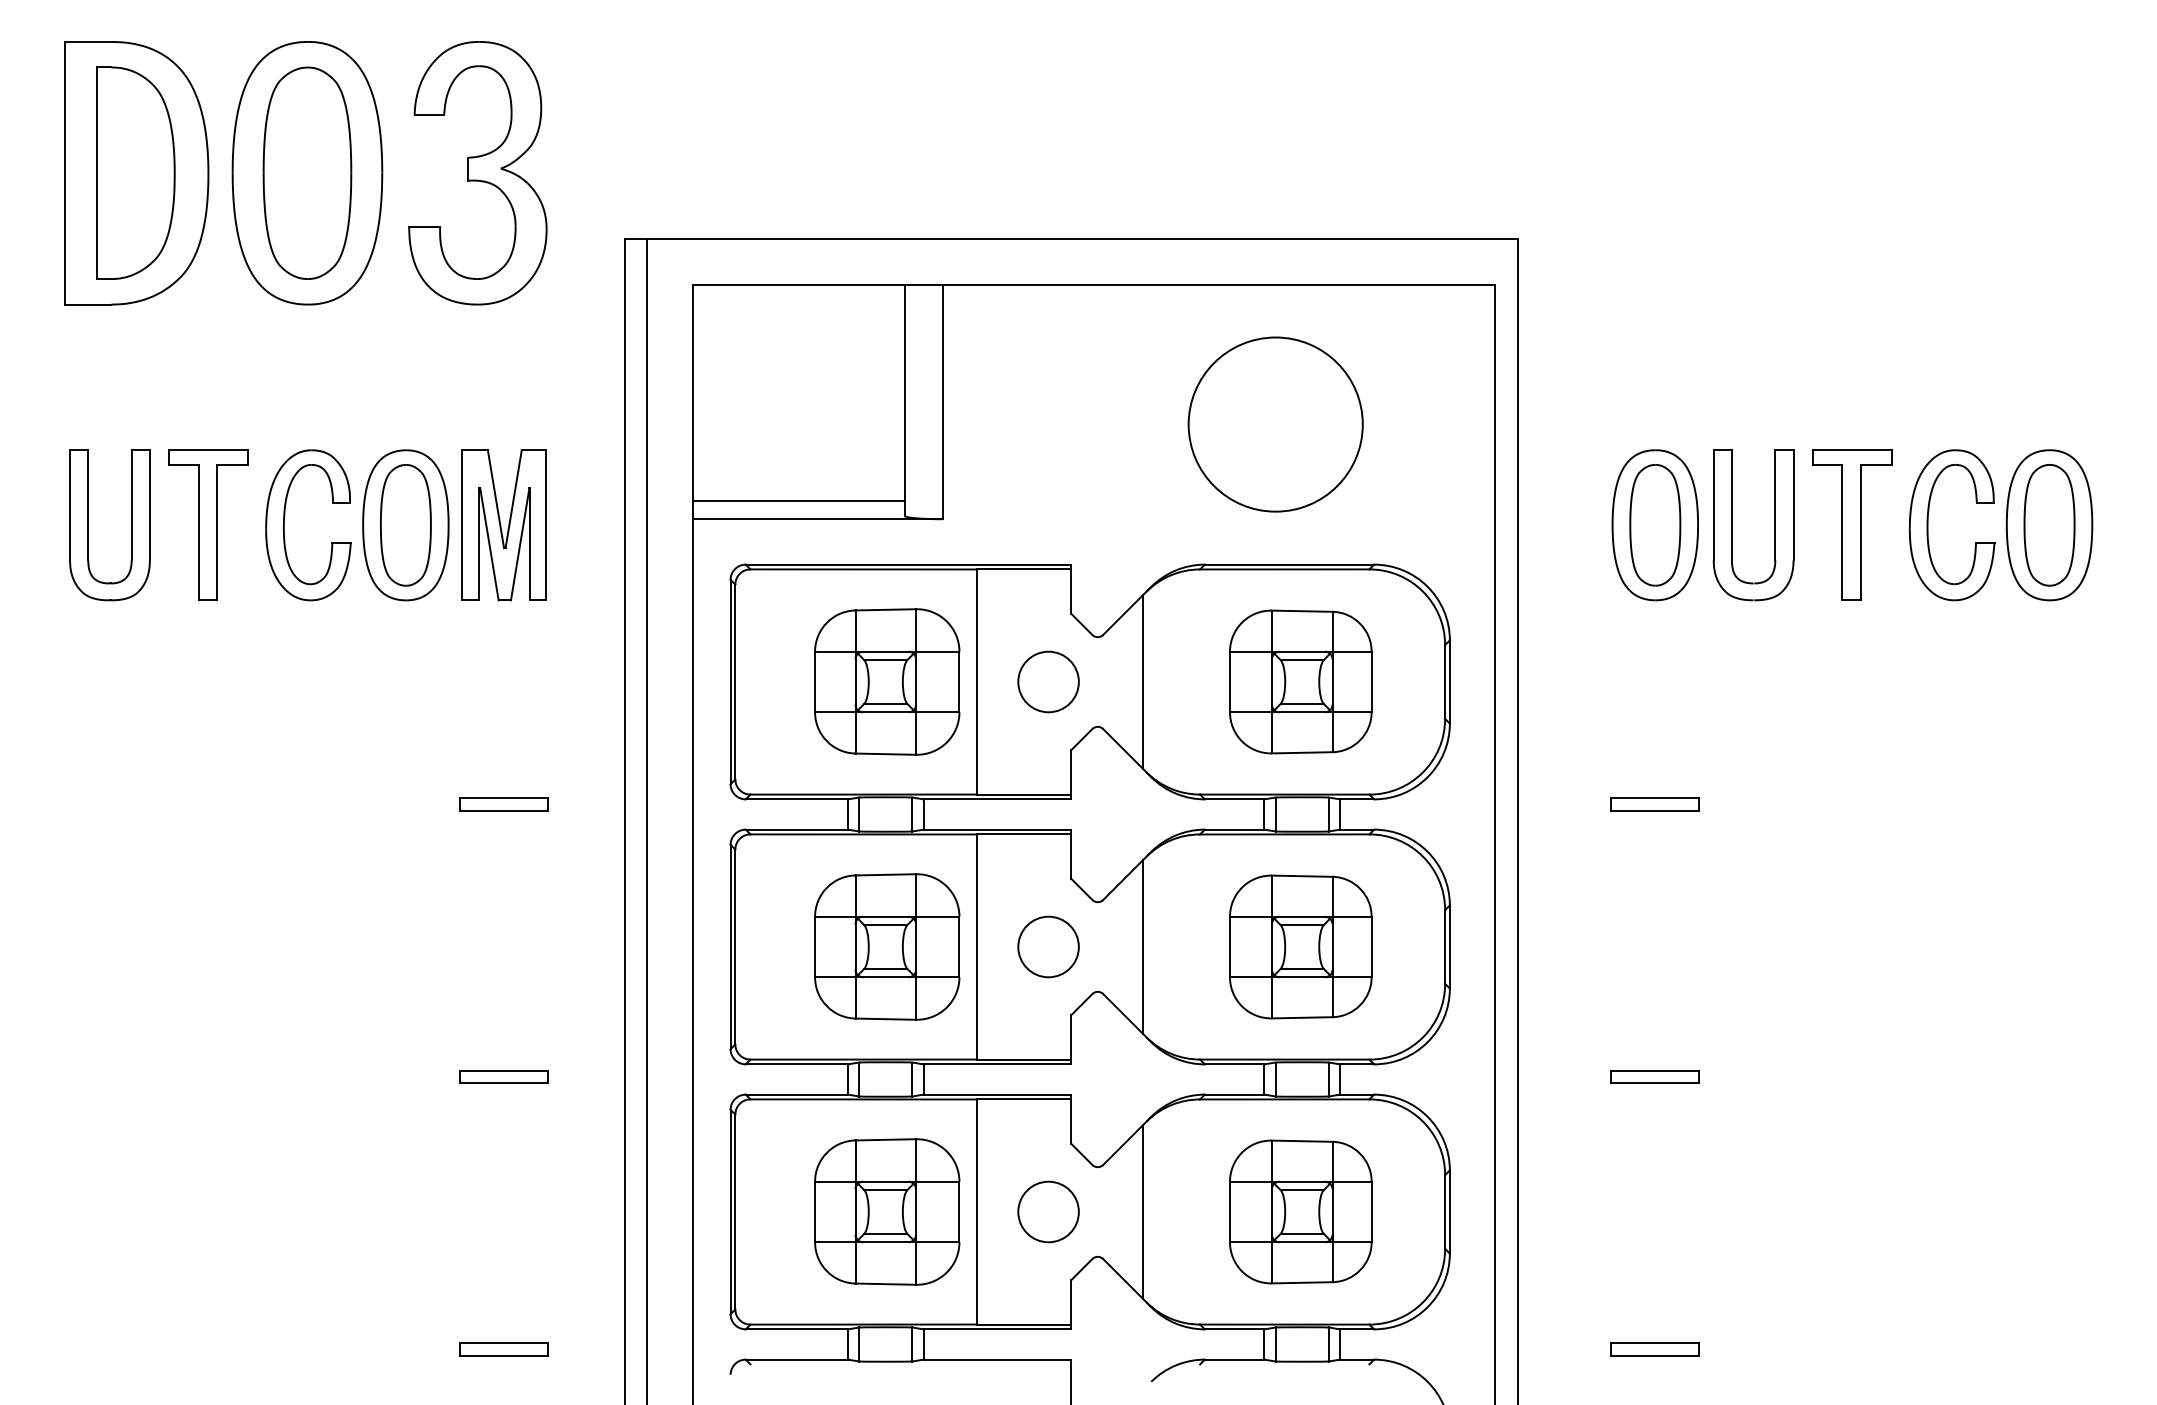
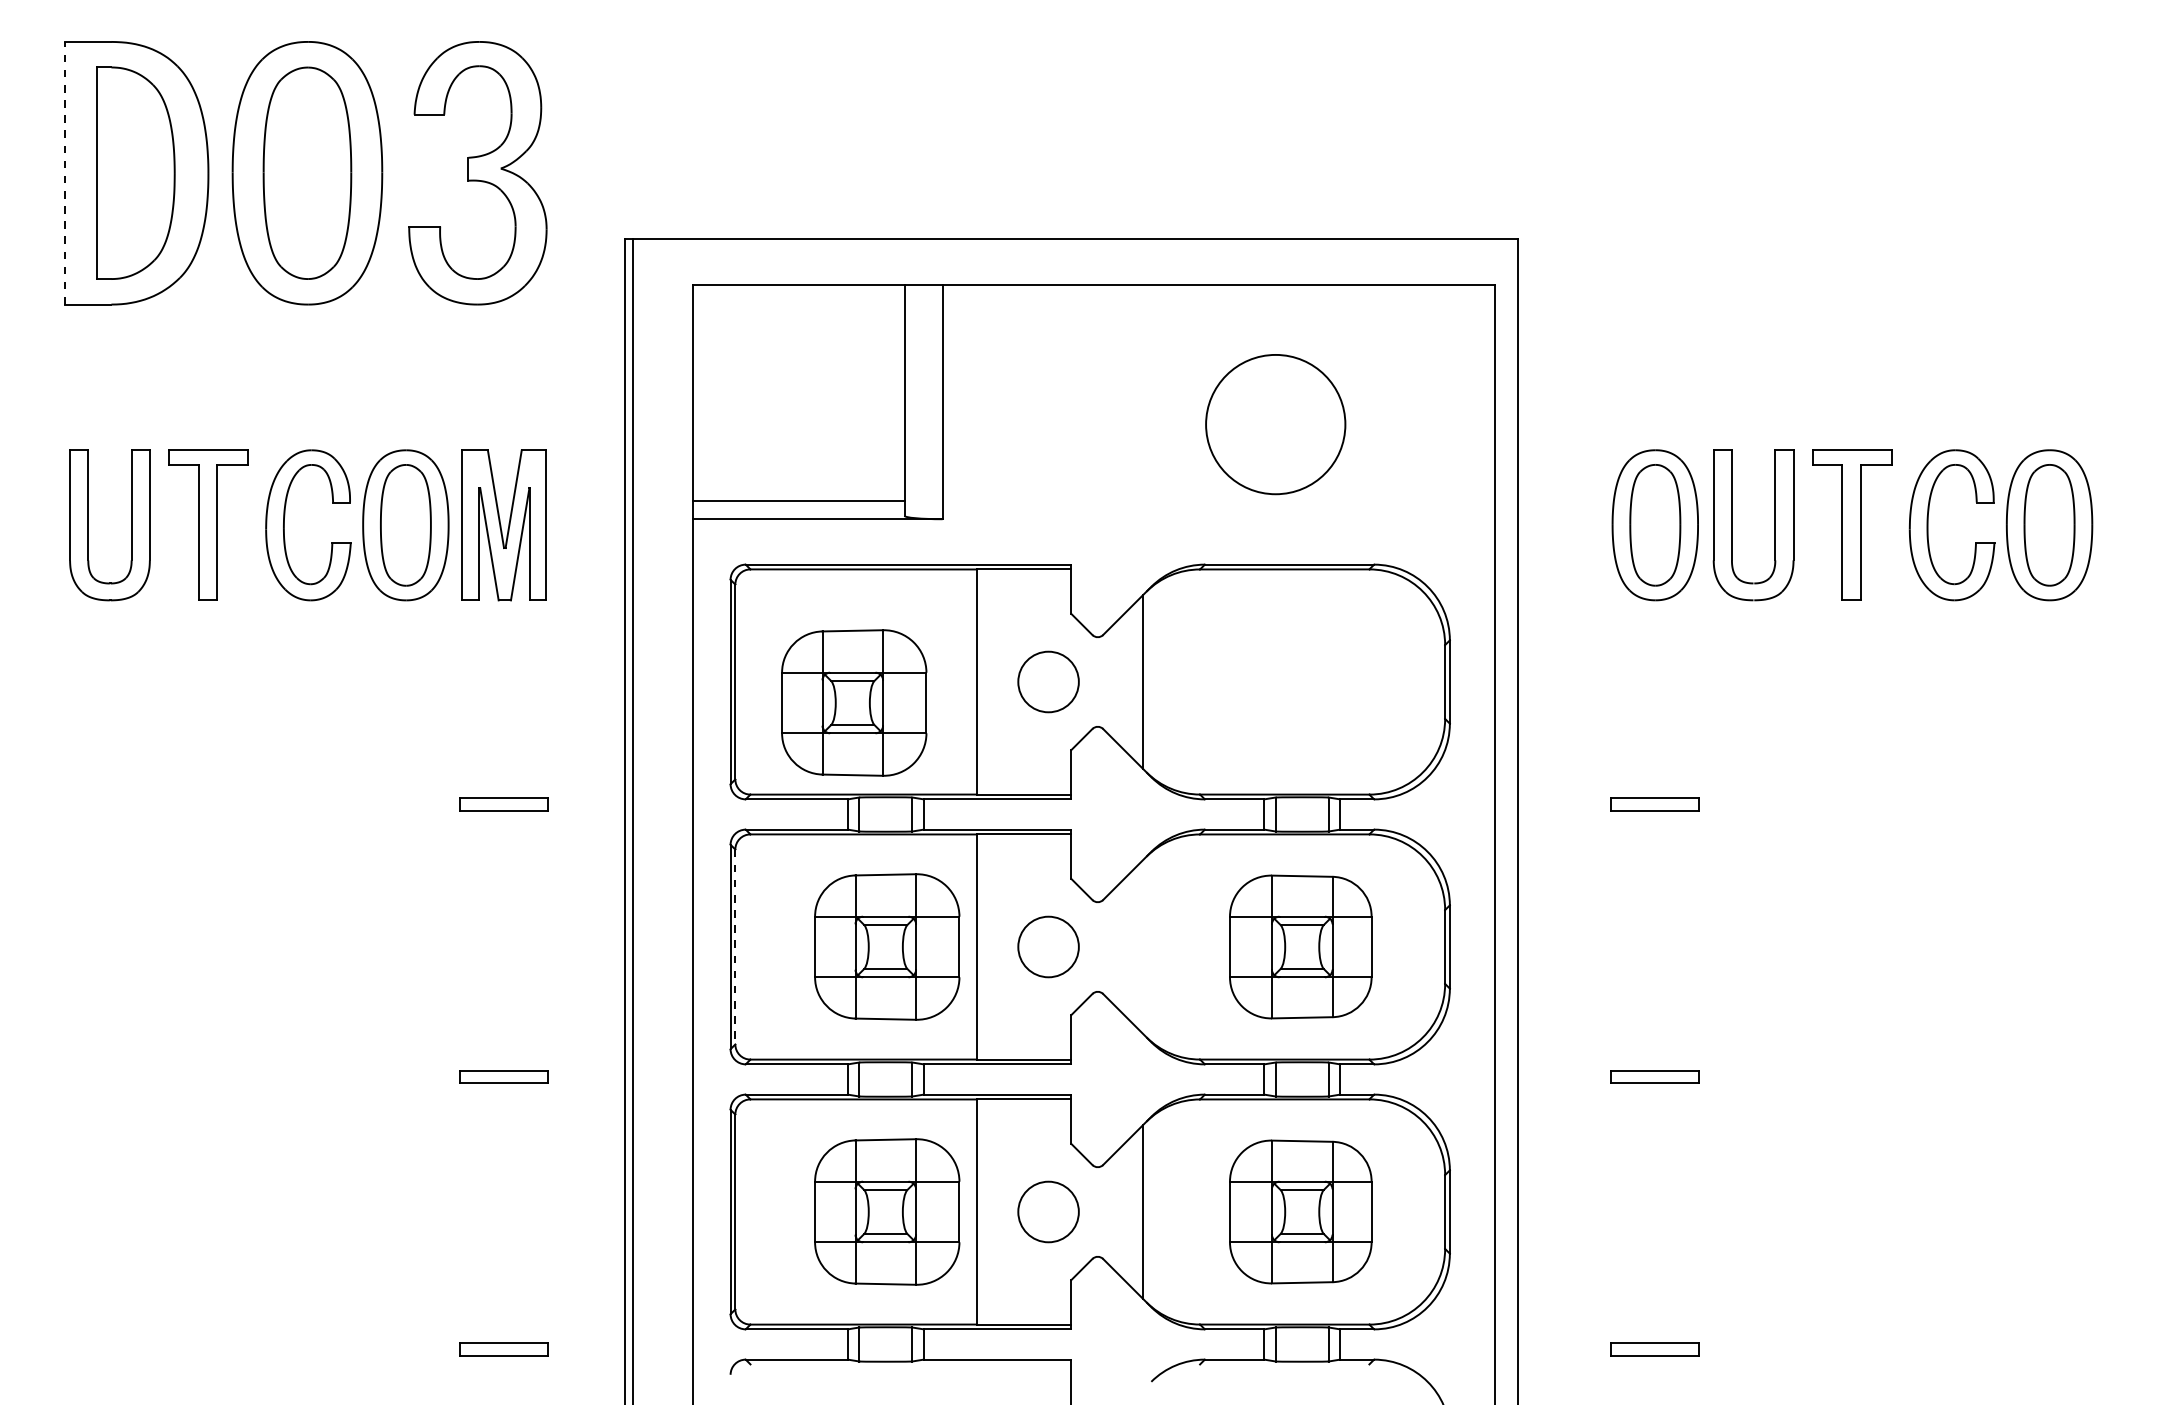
line: solid -> dashed (64, 172)
circle diameter: 174 px -> 139 px (1275, 424)
part position: (887, 681) -> (854, 702) (854, 702)
part: present -> none (1300, 681)
line position: (647, 820) -> (633, 820) (633, 820)
line: present -> none (1143, 946)
line: solid -> dashed (735, 947)
